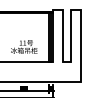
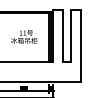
text position: (24, 46) -> (24, 36) (24, 36)
